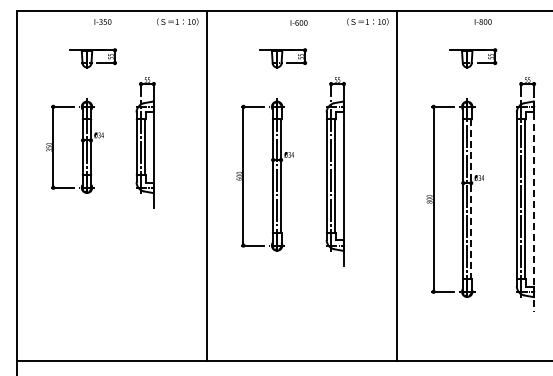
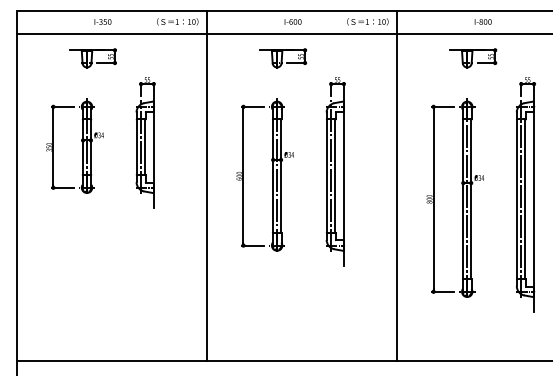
text position: (298, 22) -> (292, 21) (292, 21)
line: none -> present (282, 34)
line: dashed -> solid (471, 199)
line: dashed -> solid (534, 201)
